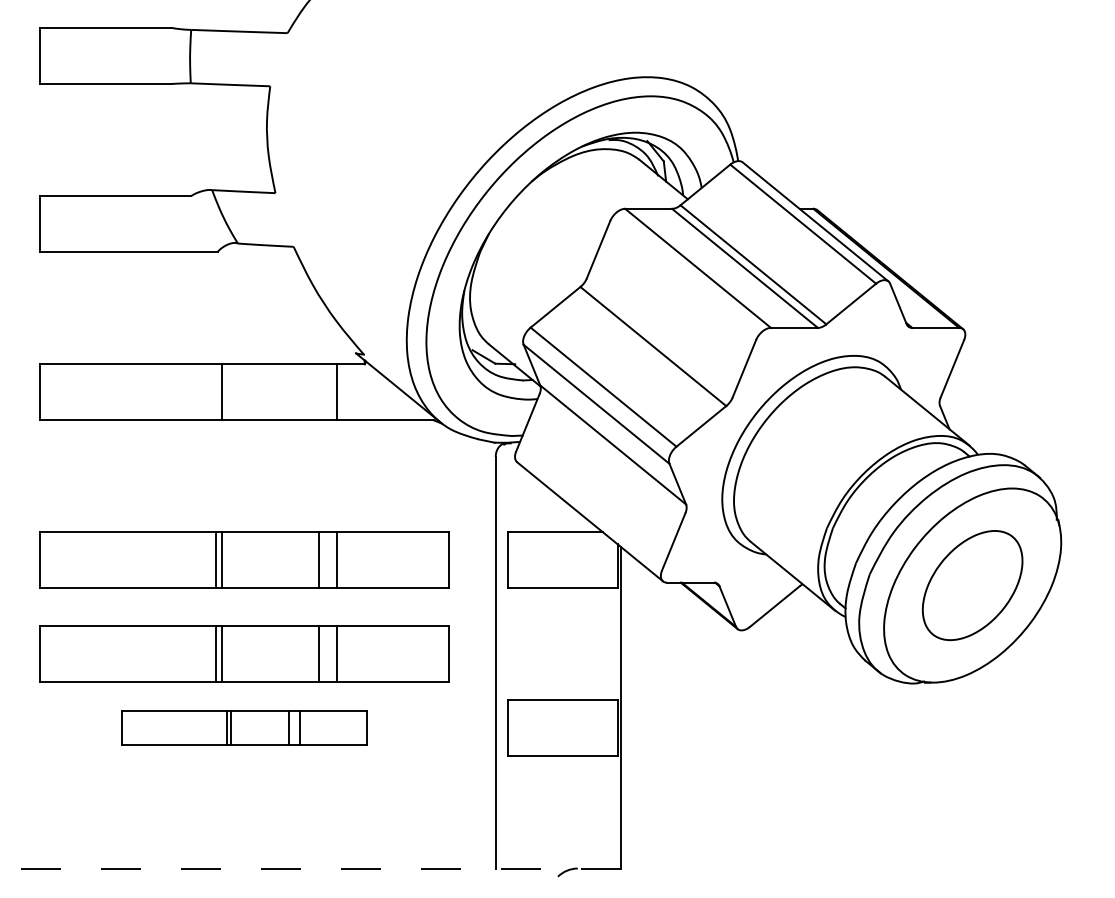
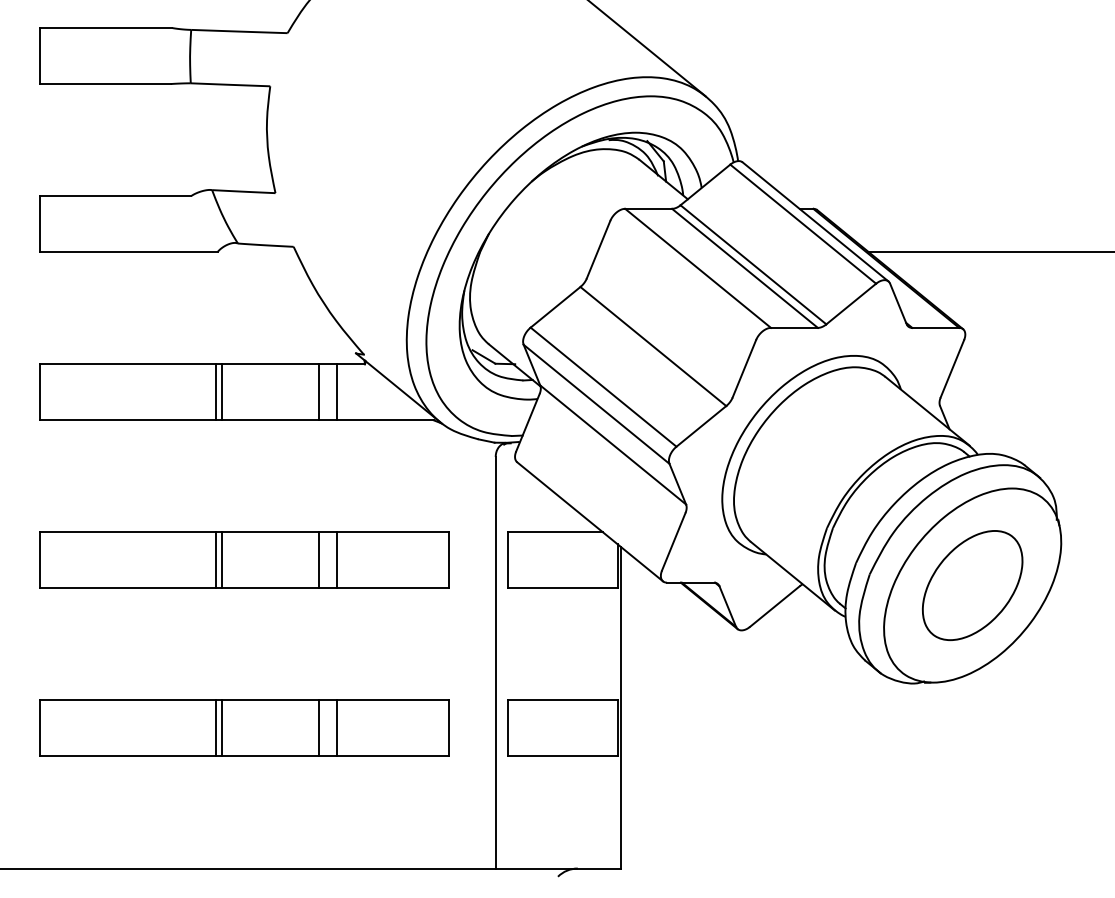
line: none -> present (647, 49)
line: none -> present (989, 252)
line: none -> present (215, 392)
line: none -> present (319, 392)
part: present -> none (244, 653)
part size: 247x36 px -> 411x58 px (244, 727)
line: dashed -> solid (310, 868)
